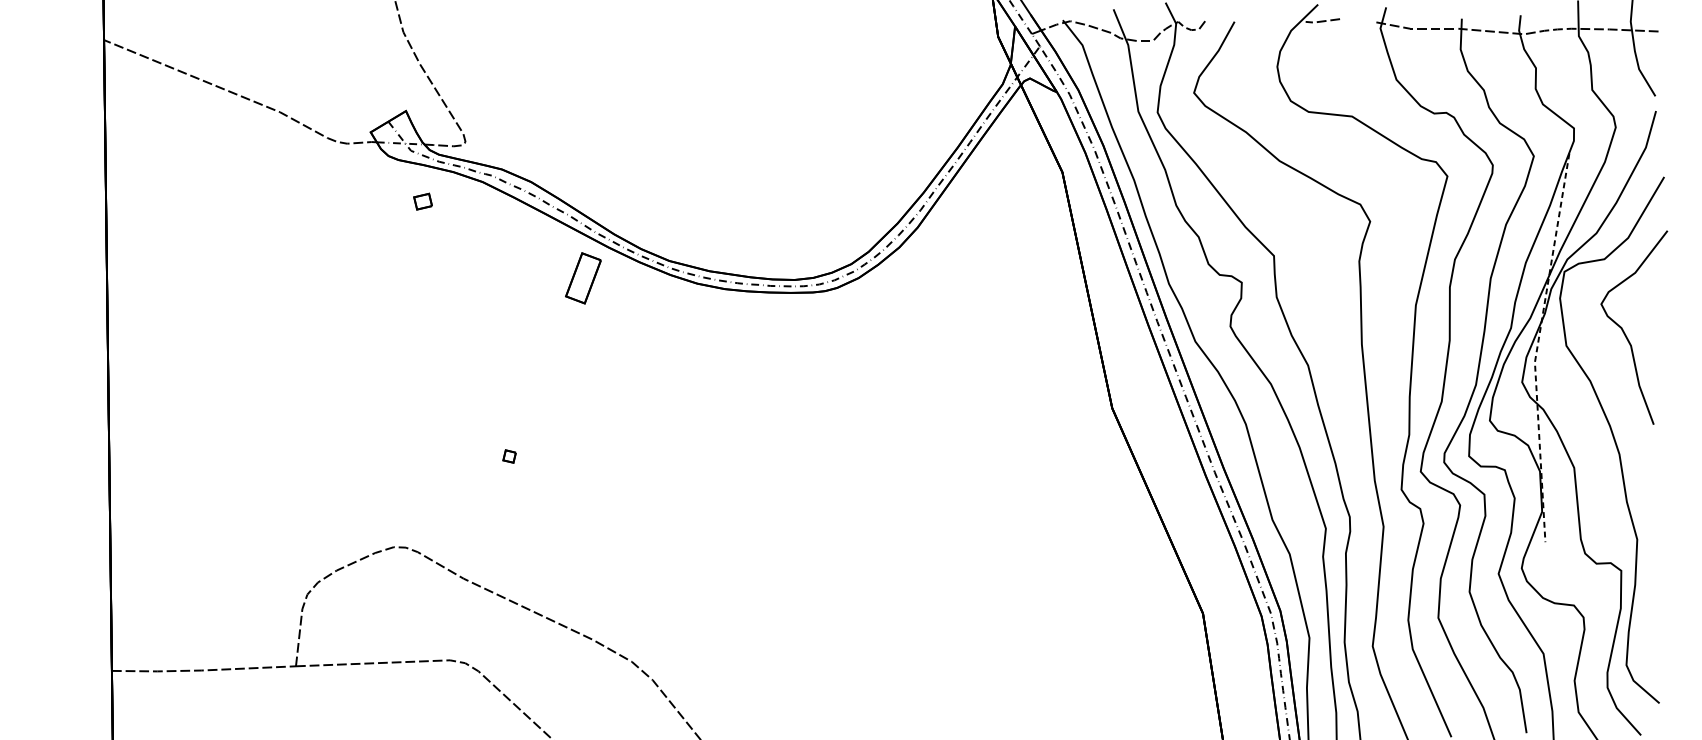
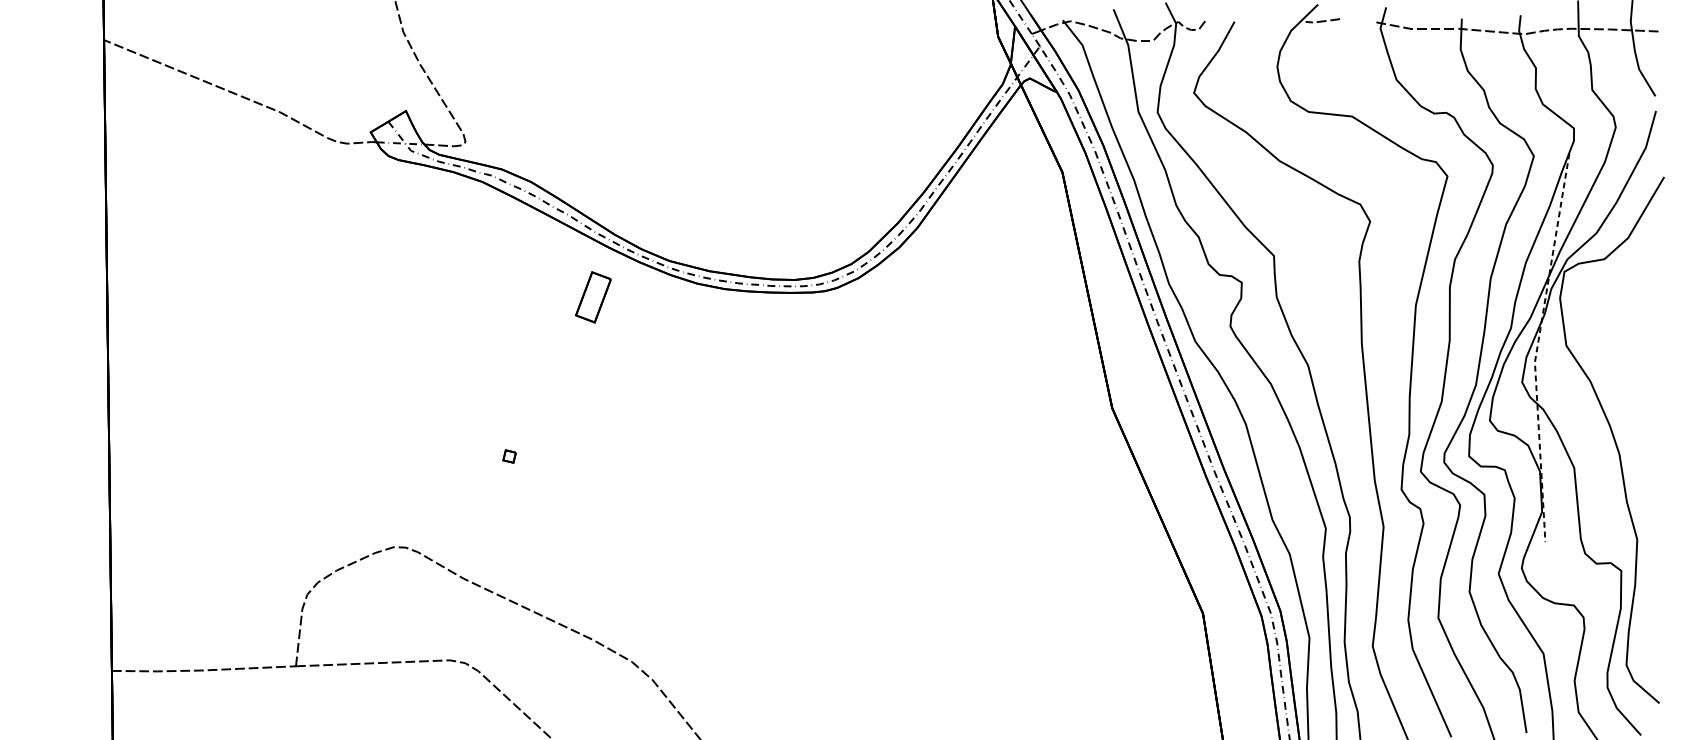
part: present -> none (422, 201)
part position: (583, 278) -> (593, 297) (593, 297)
curve: present -> none (1624, 331)
